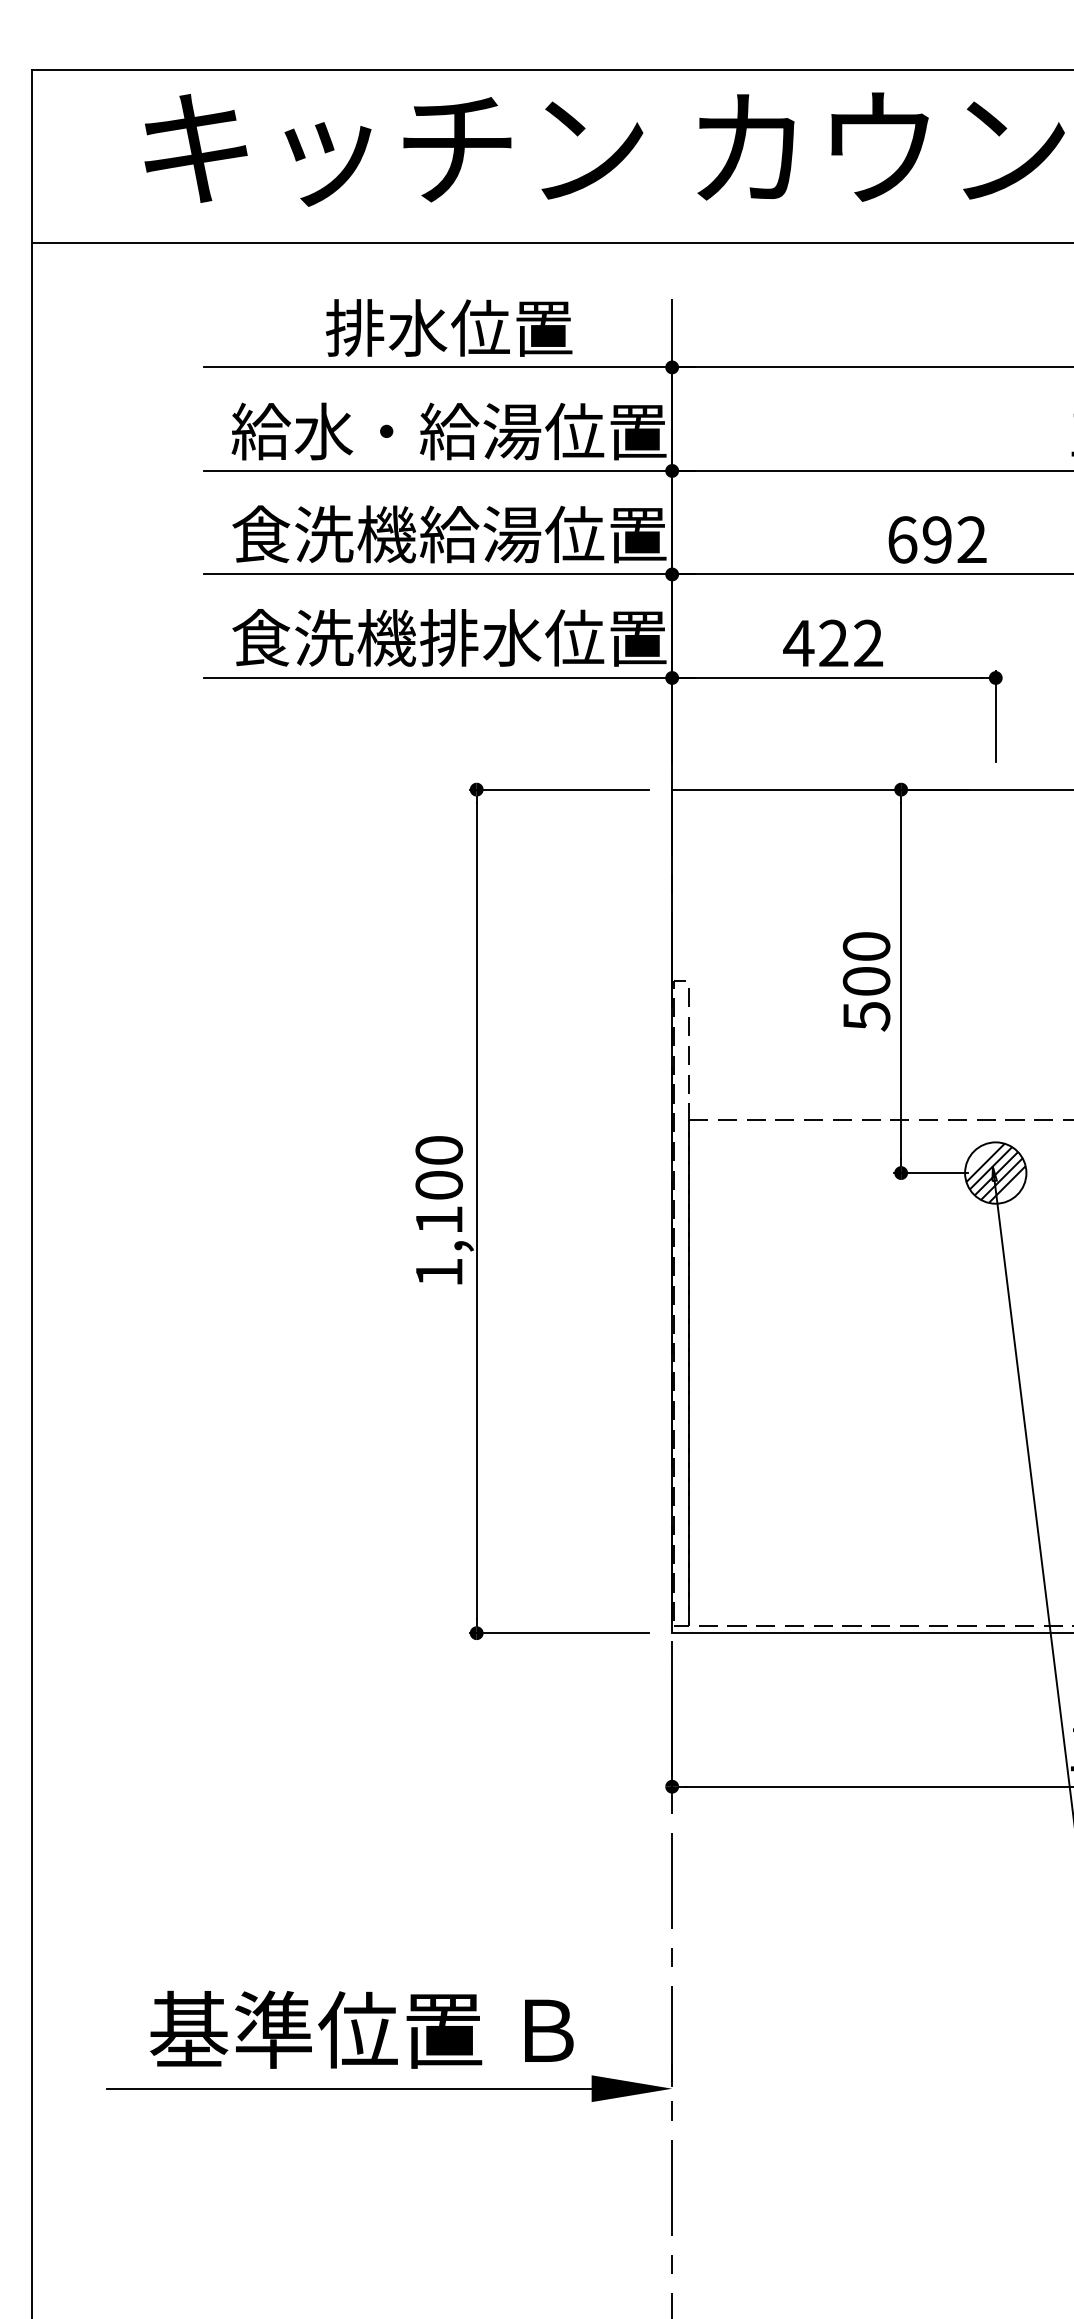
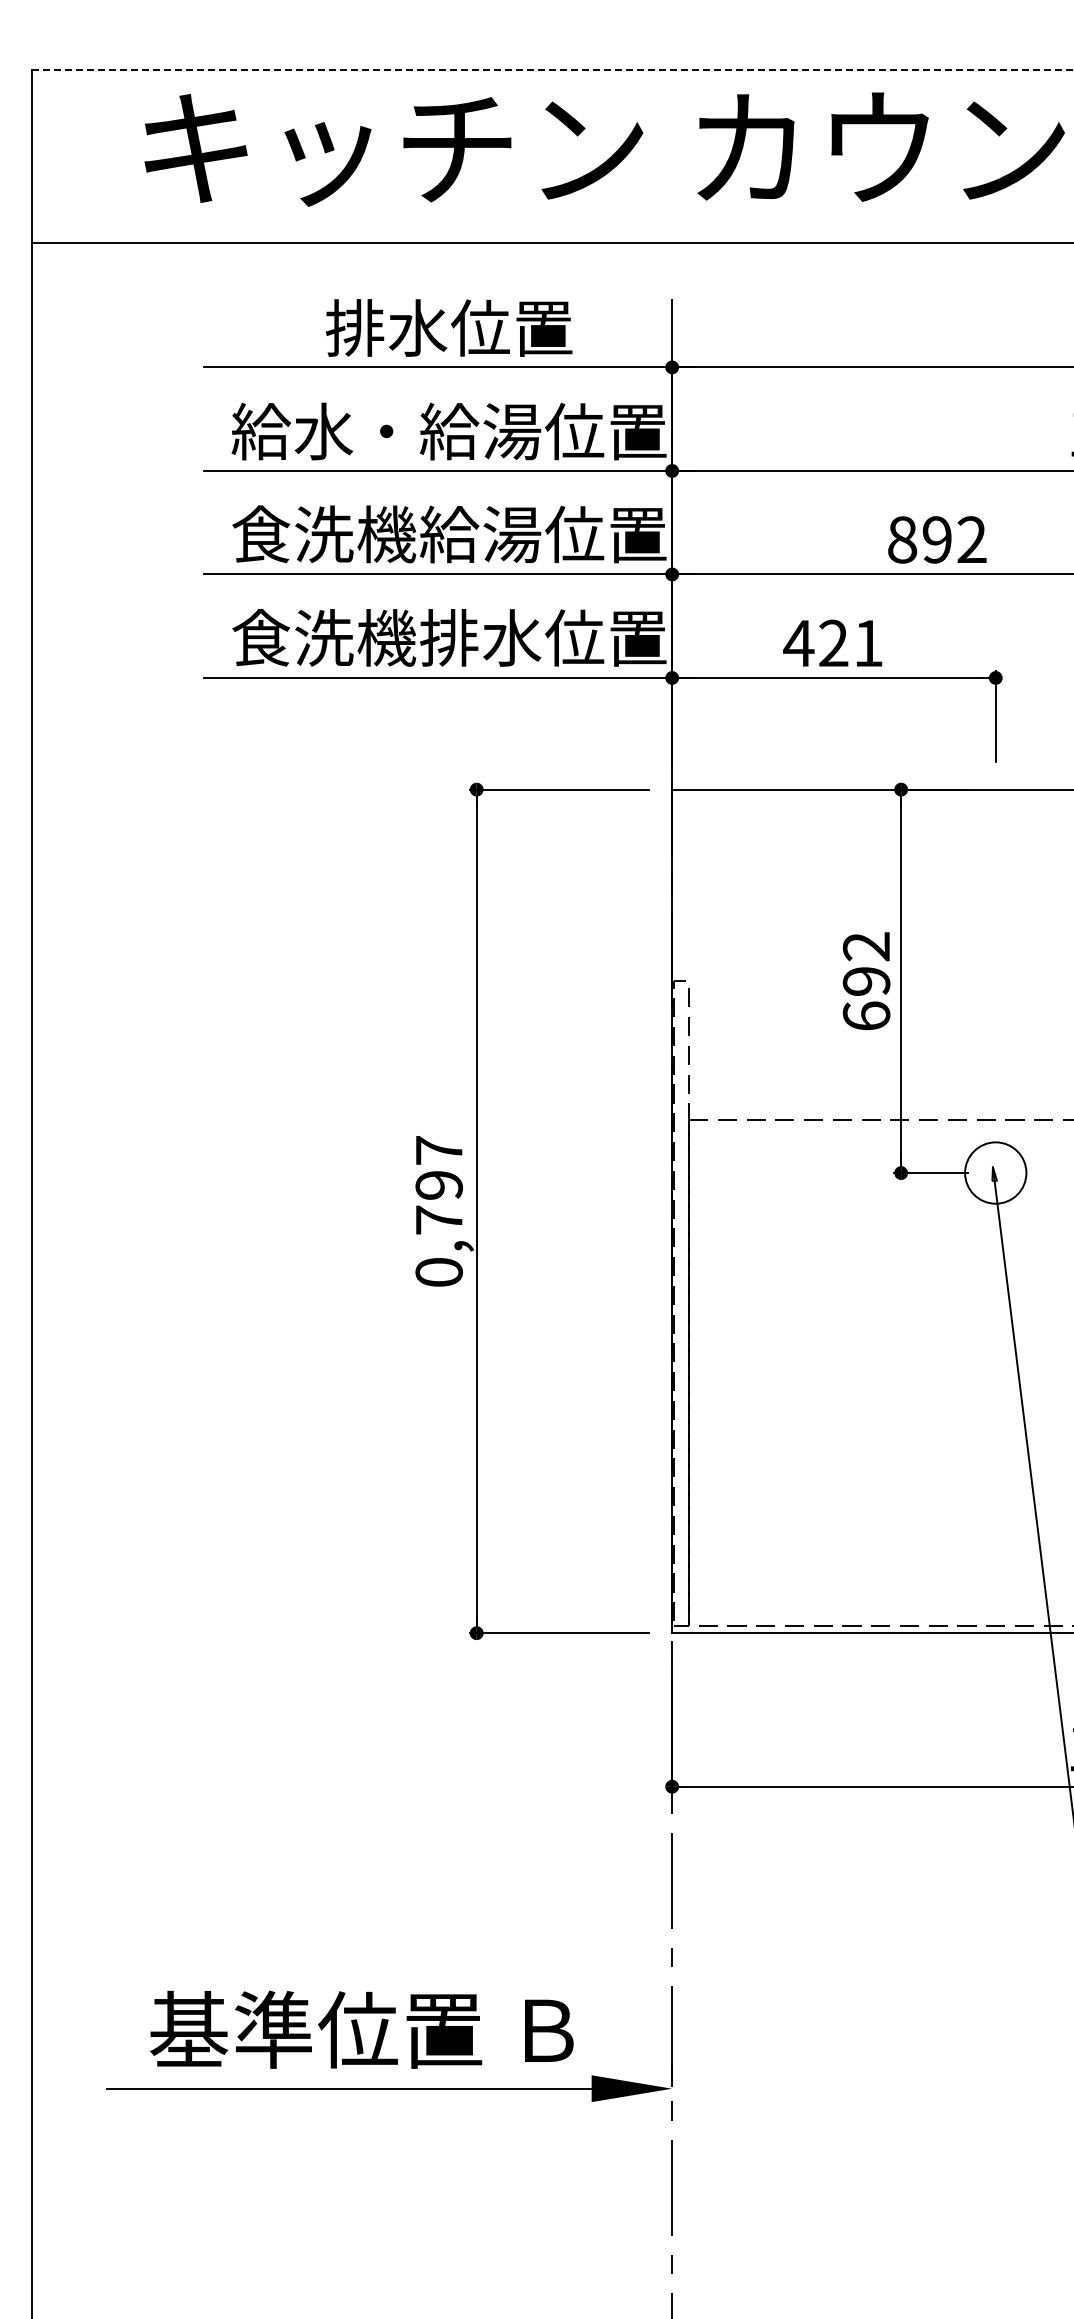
line: solid -> dashed (552, 69)
text: 692 -> 892 (902, 539)
text: 422 -> 421 (868, 642)
text: 500 -> 692 (866, 981)
hatch: present -> none (995, 1172)
text: 1,100 -> 0,797 (438, 1211)
